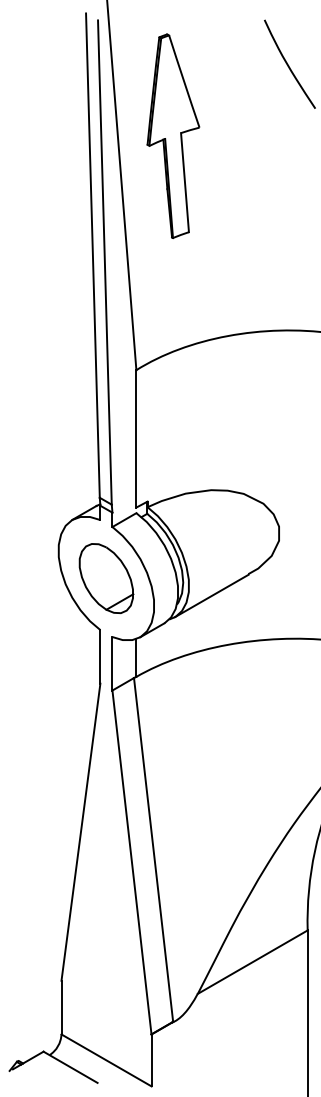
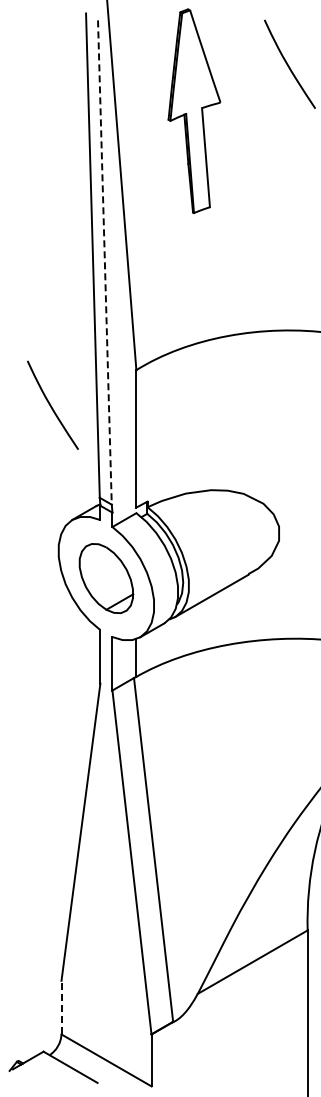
part position: (173, 135) -> (194, 110) (194, 110)
line: solid -> dashed (104, 263)
curve: none -> present (51, 405)
line: solid -> dashed (61, 1007)
